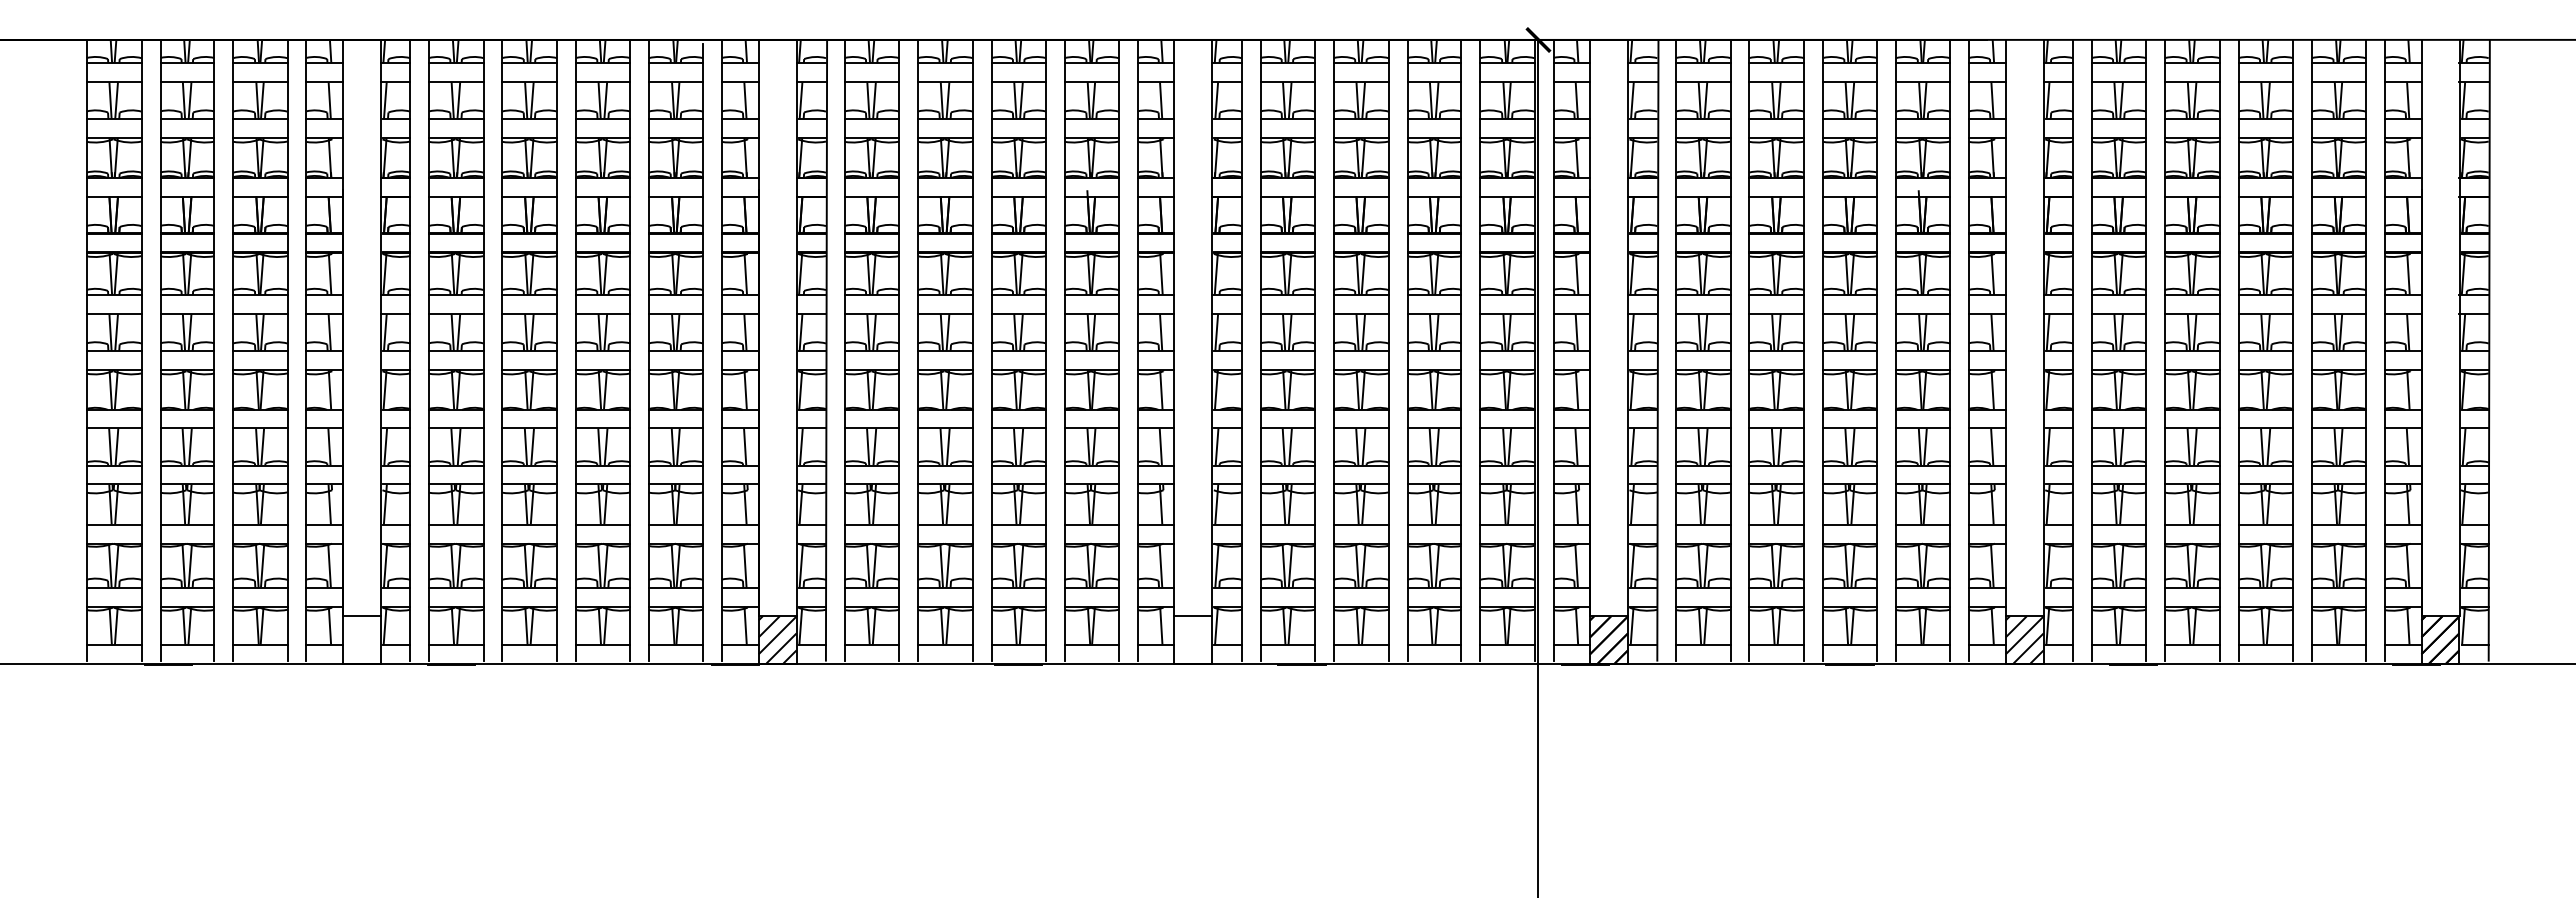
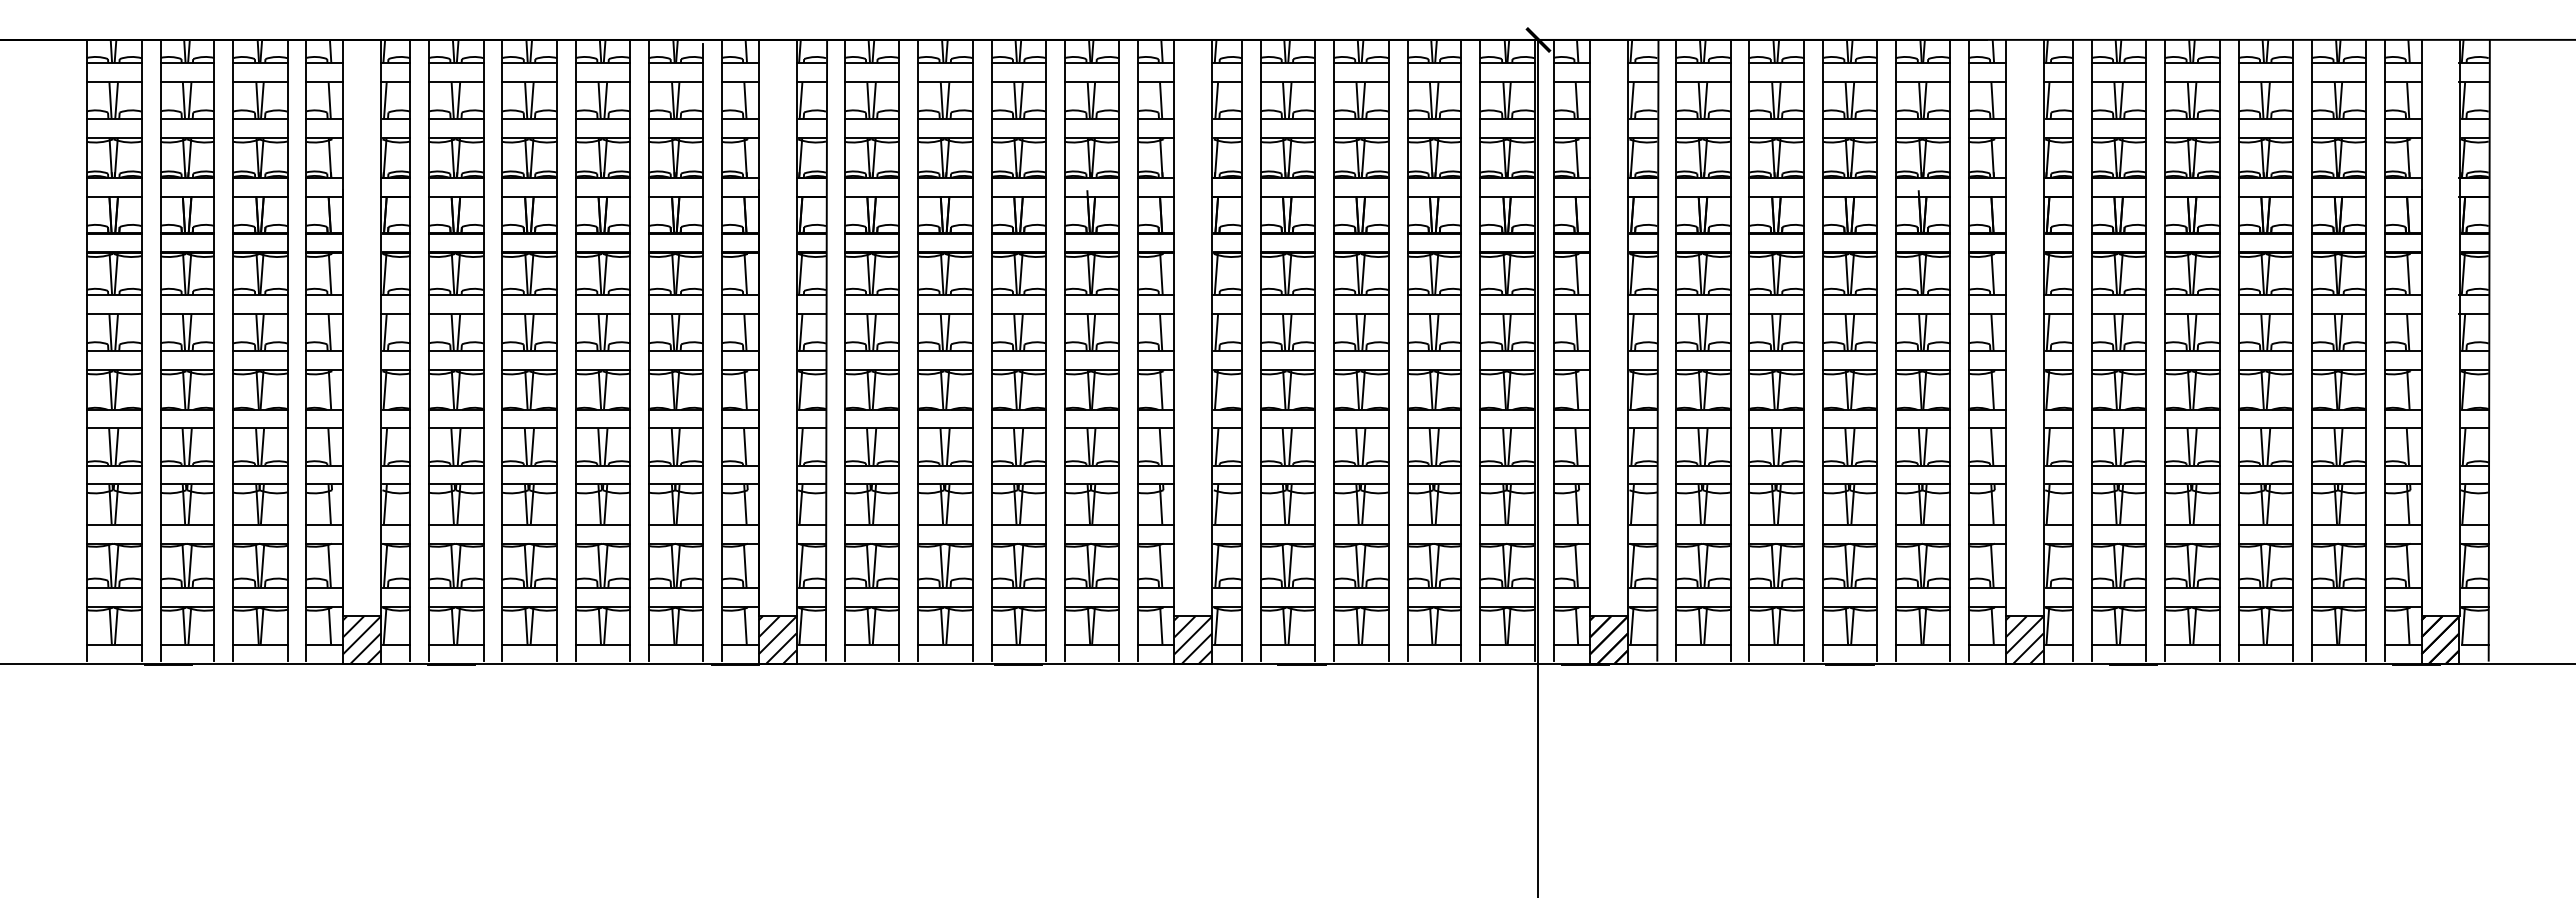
hatch: none -> present (361, 639)
hatch: none -> present (1193, 639)
